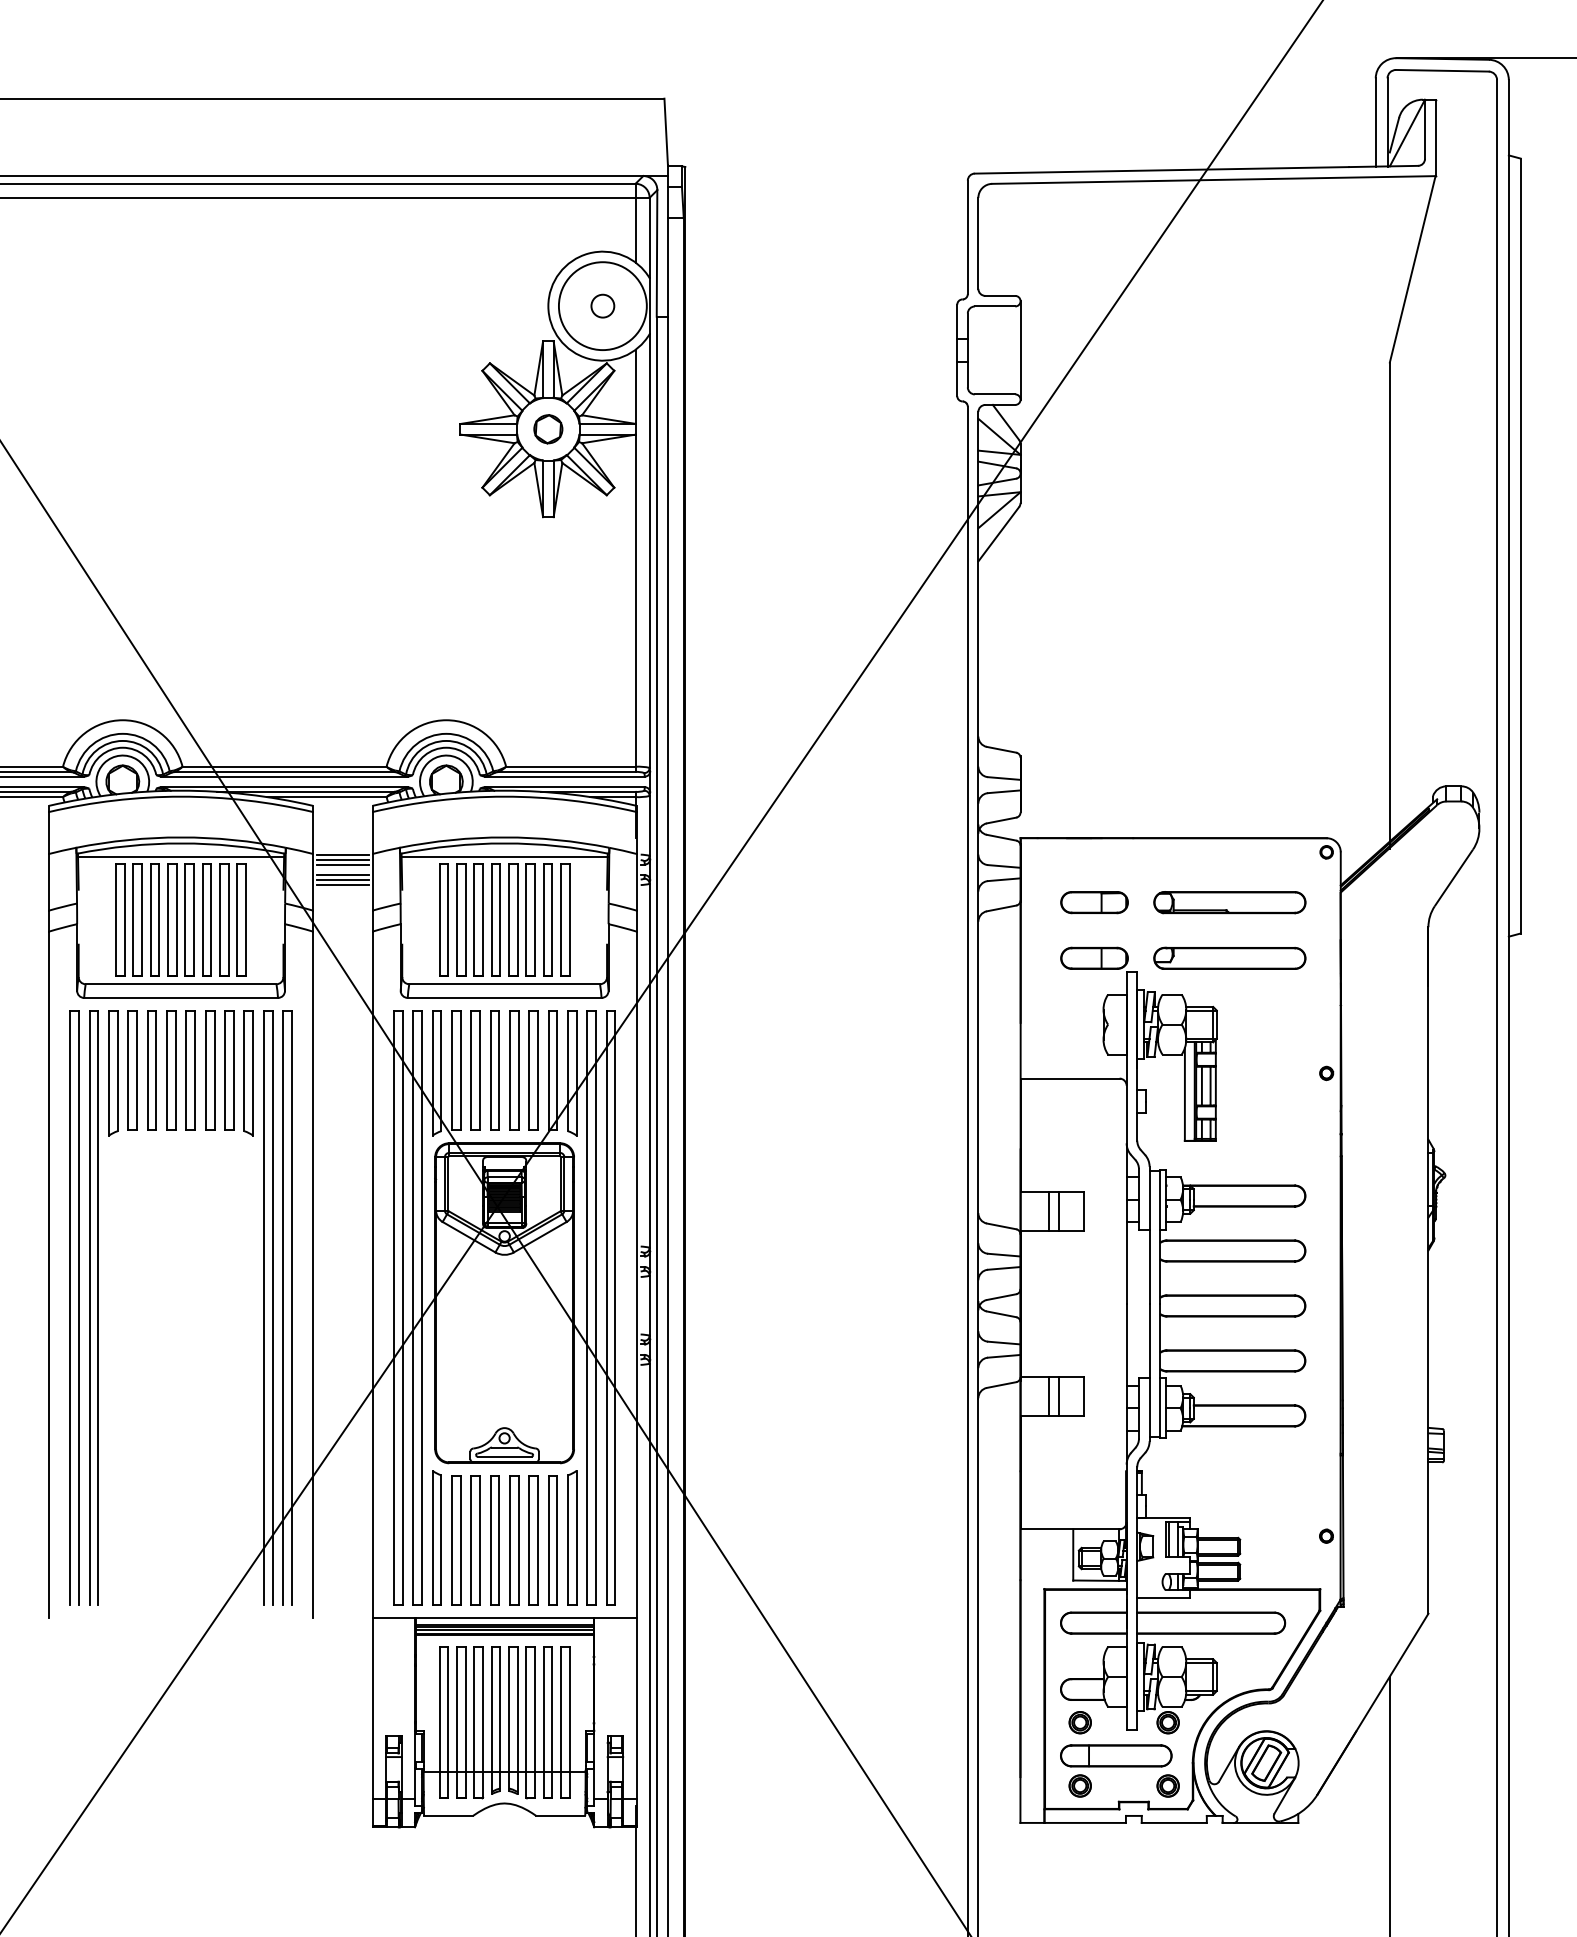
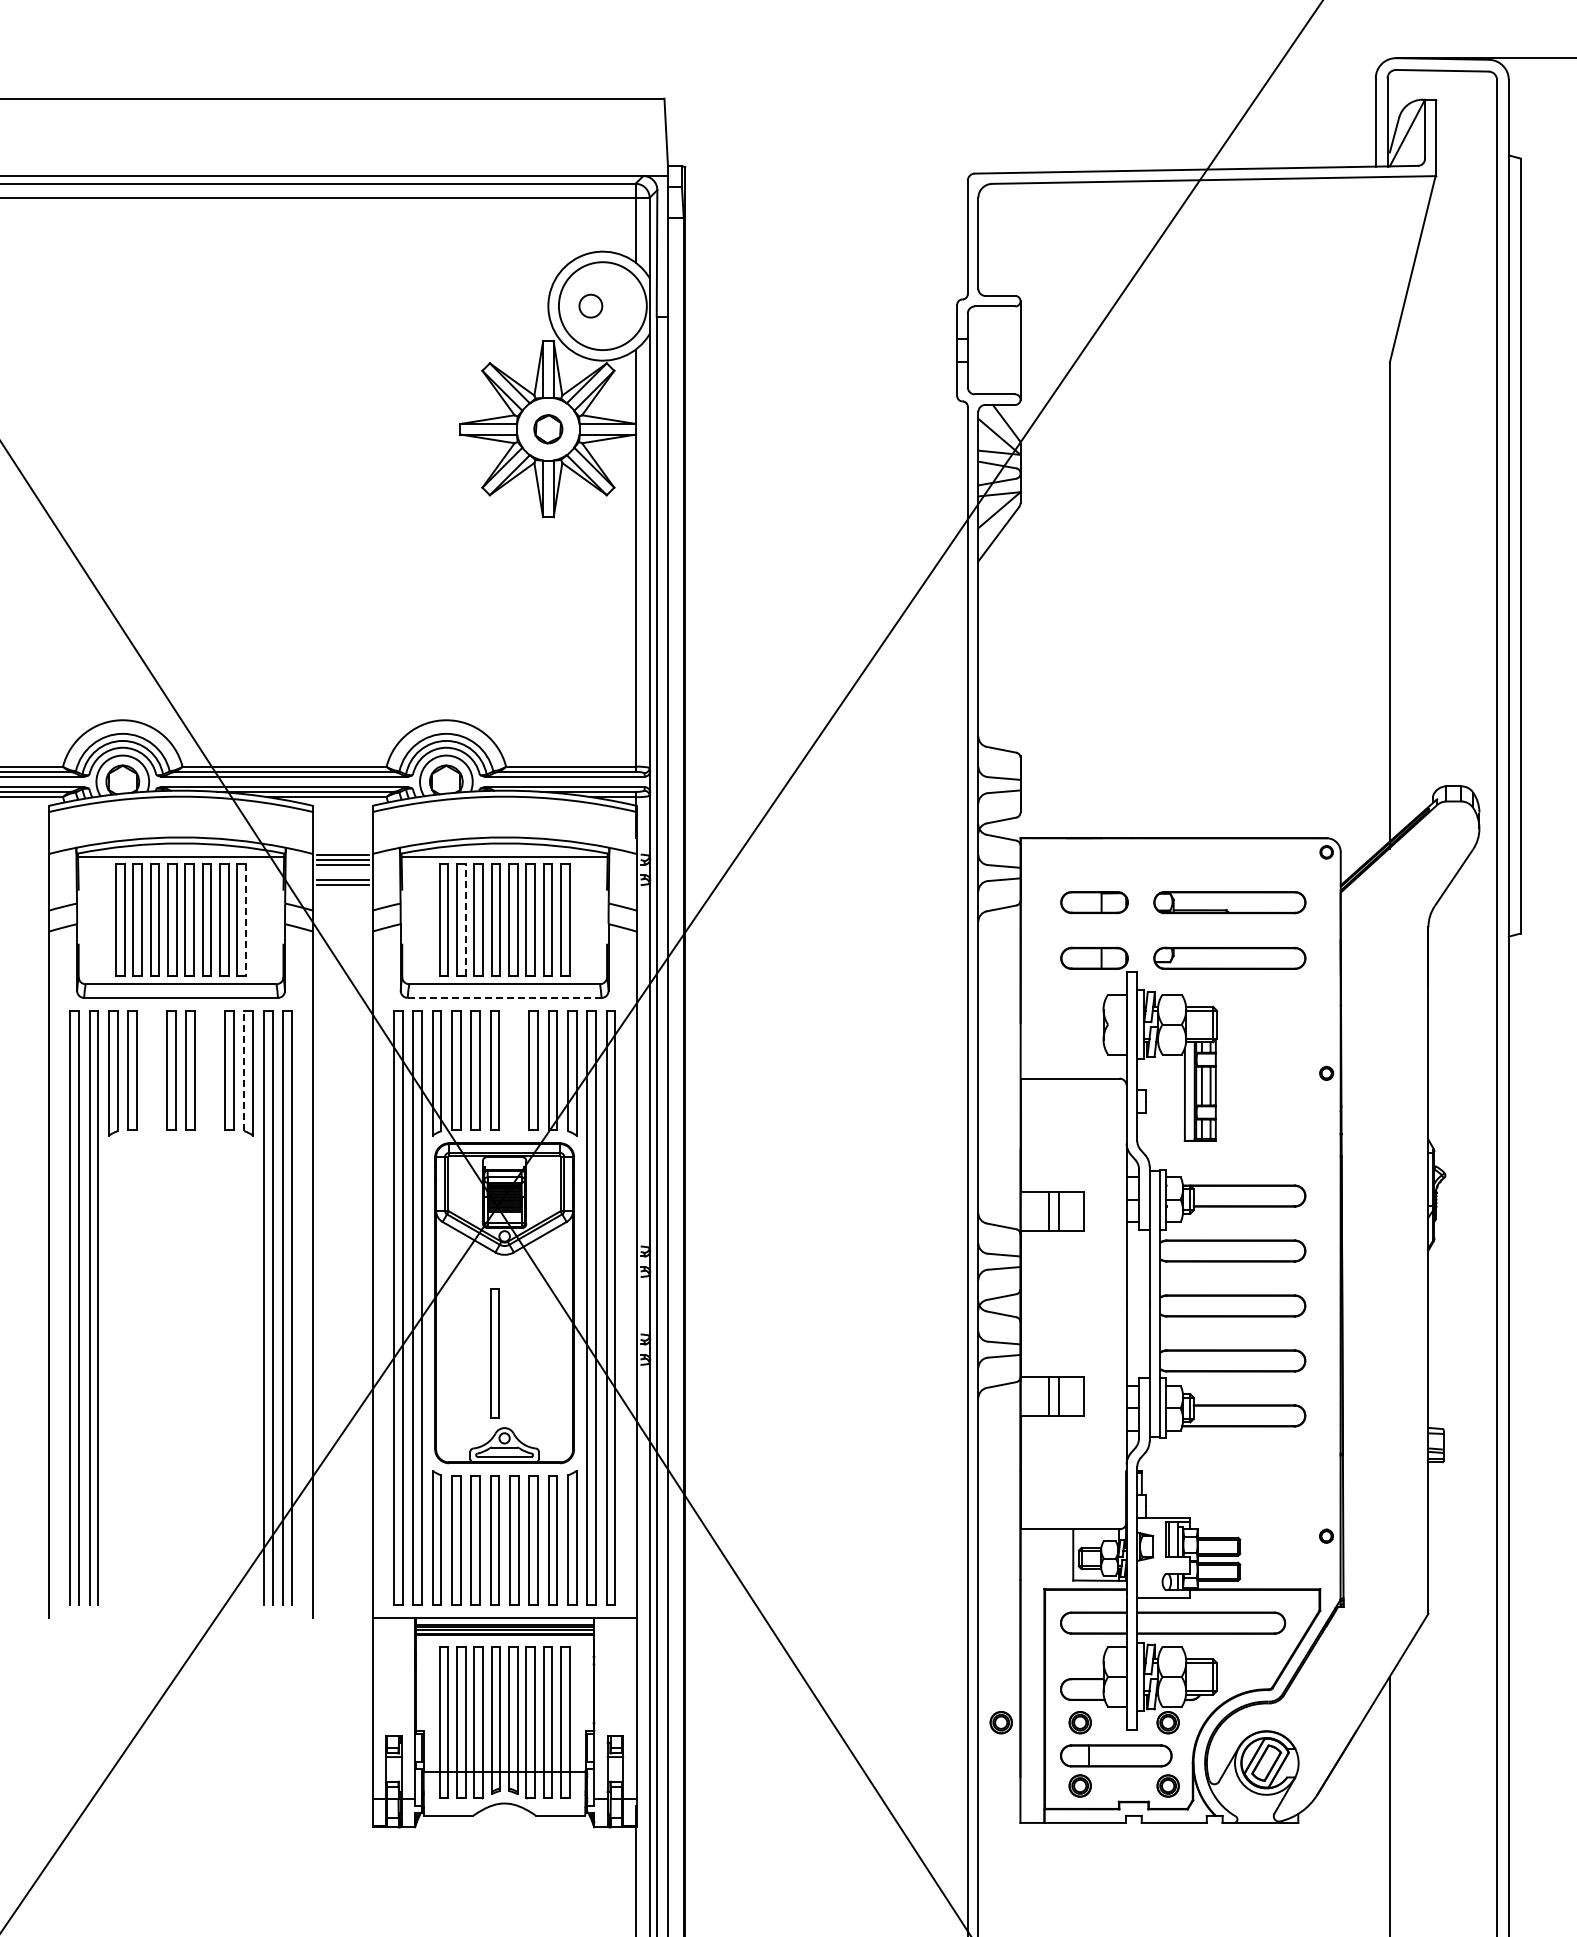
circle position: (602, 305) -> (590, 305) (590, 305)
line: present -> none (342, 875)
line: solid -> dashed (465, 919)
line: solid -> dashed (246, 920)
line: solid -> dashed (504, 997)
part: present -> none (151, 1070)
part: present -> none (210, 1070)
part: present -> none (514, 1070)
line: solid -> dashed (244, 1071)
part: none -> present (494, 1353)
part: none -> present (1000, 1722)
